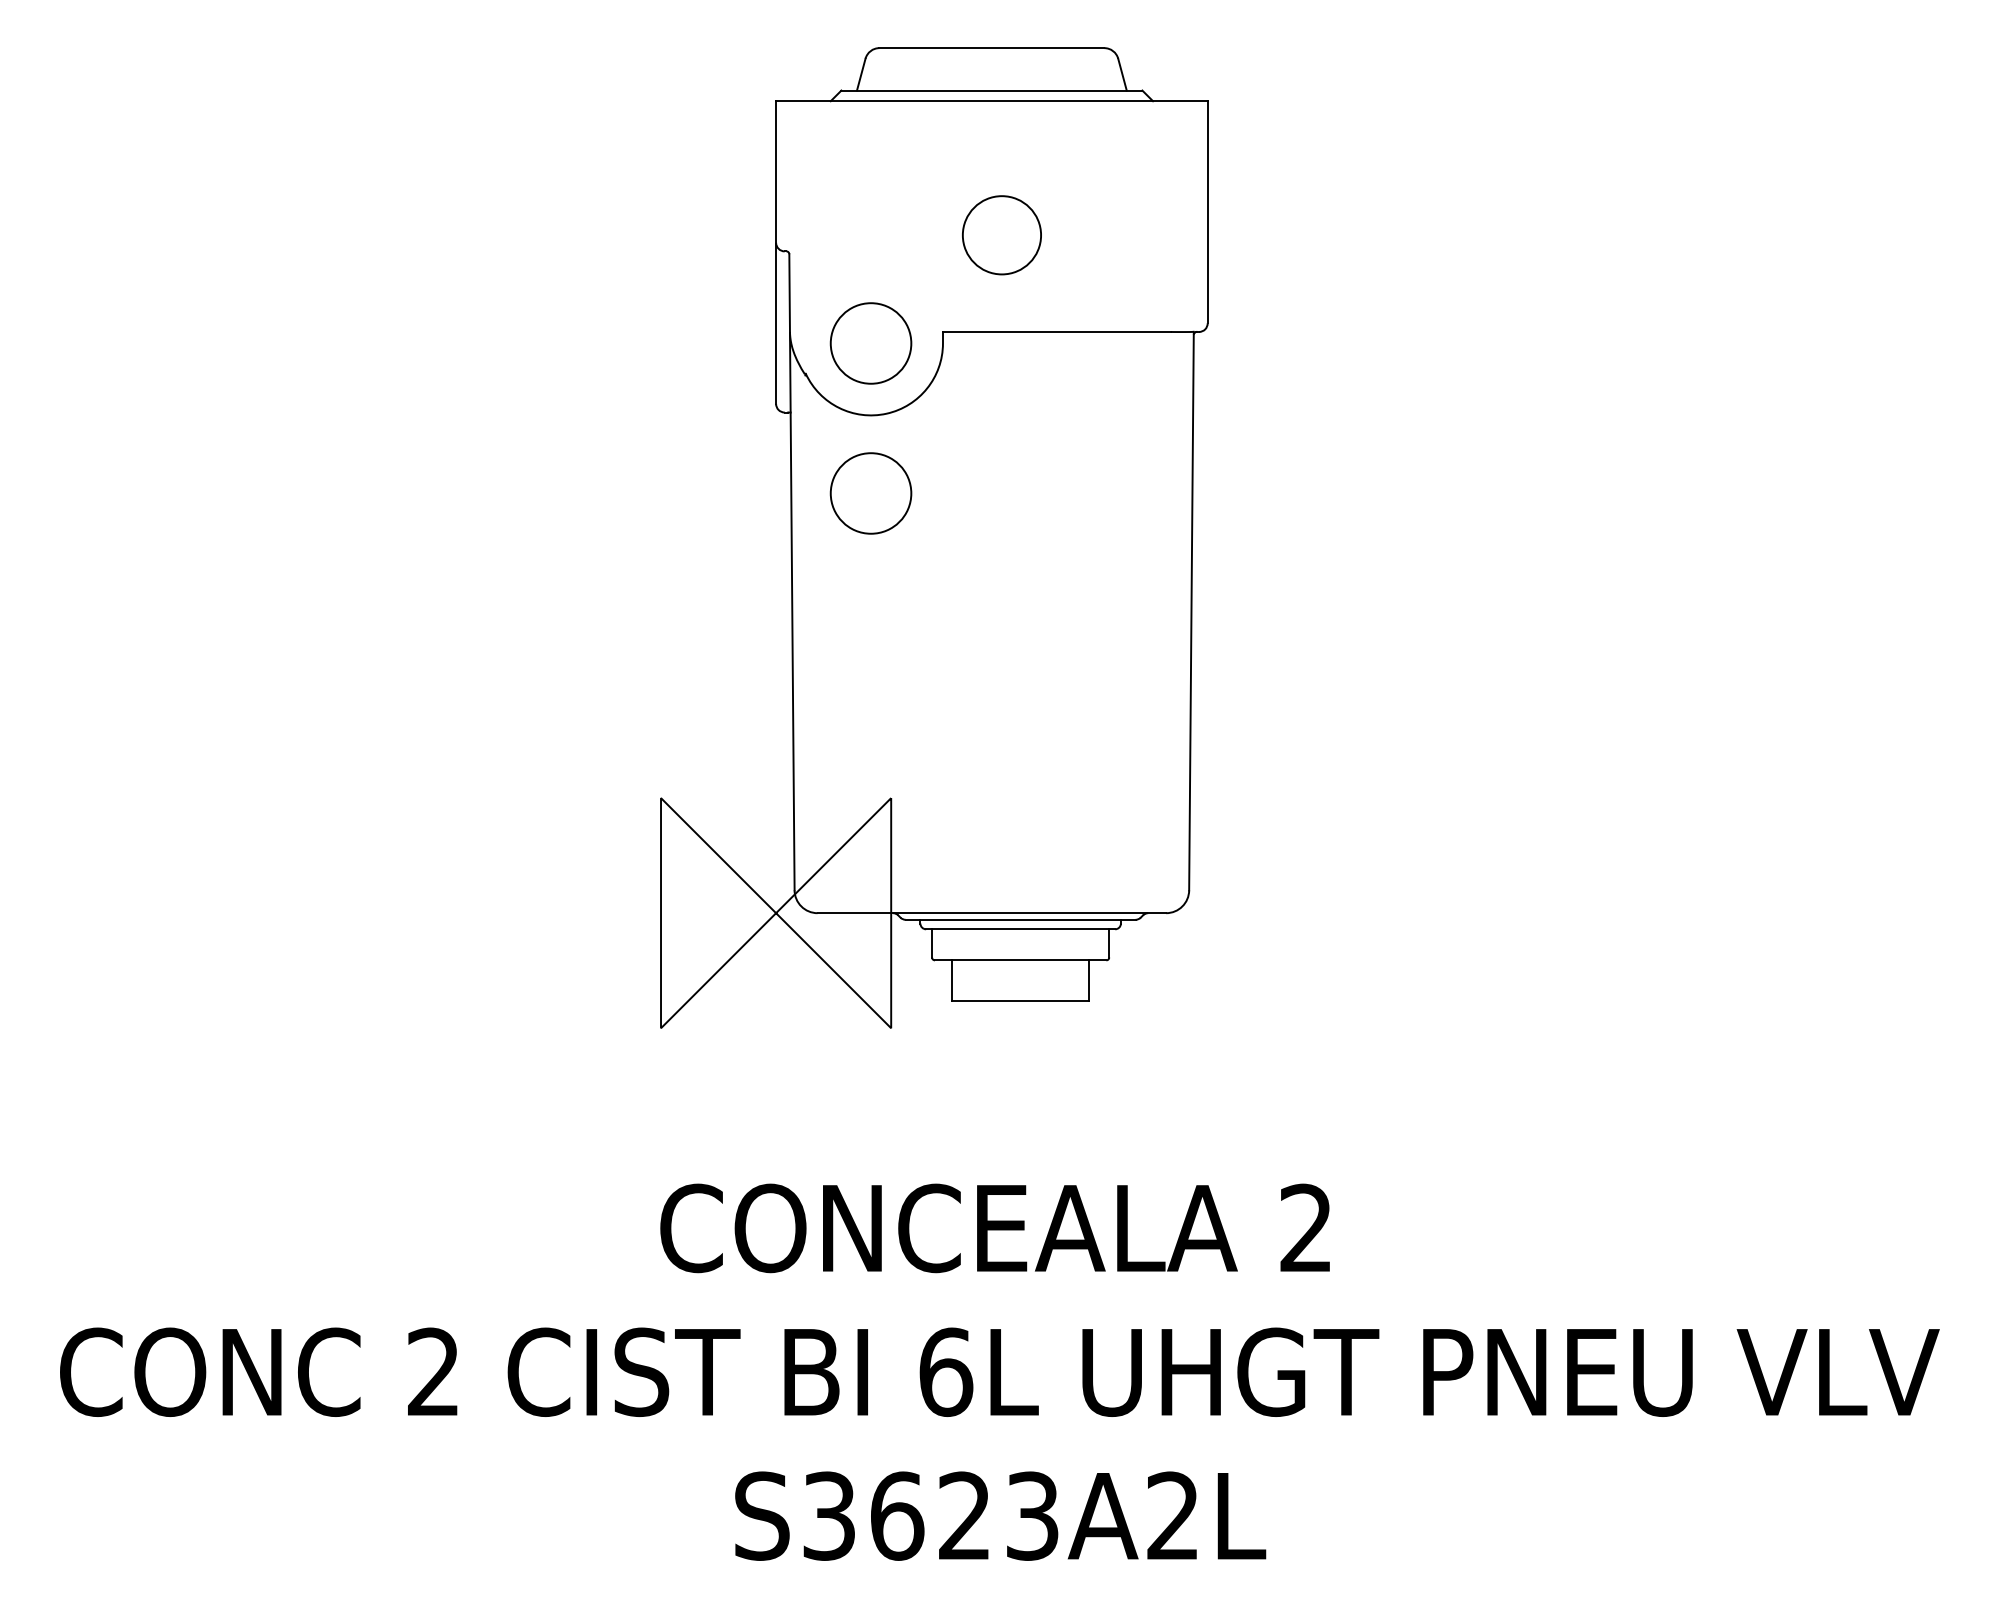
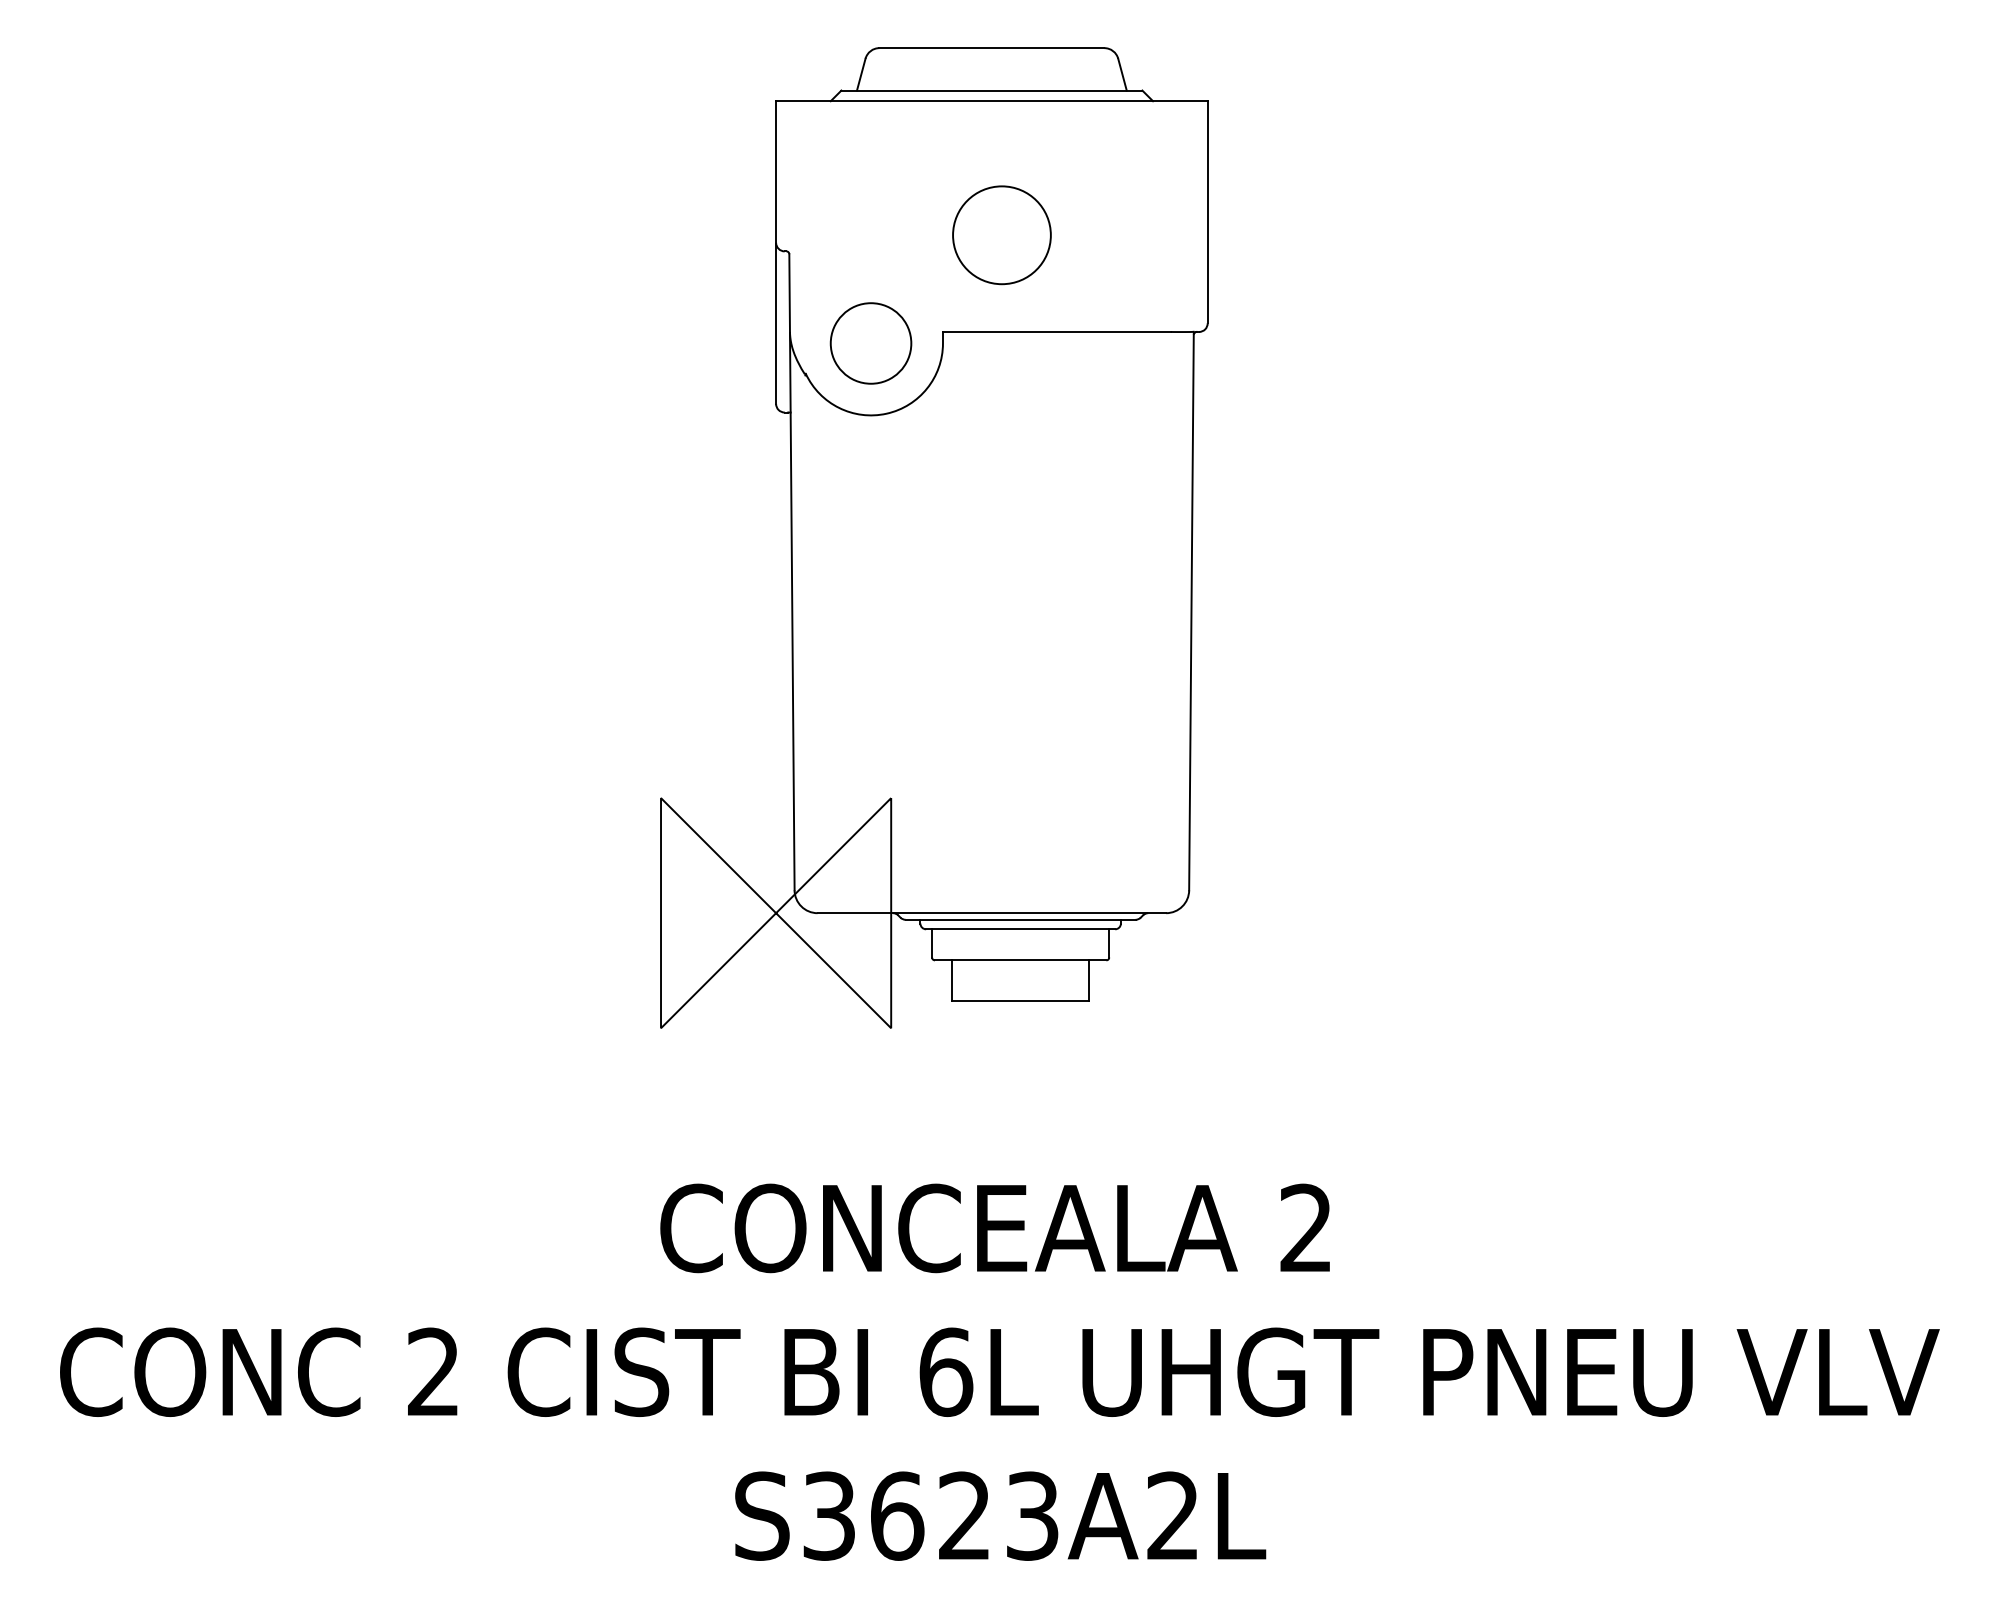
circle diameter: 78 px -> 98 px (1001, 235)
circle: present -> none (870, 493)
